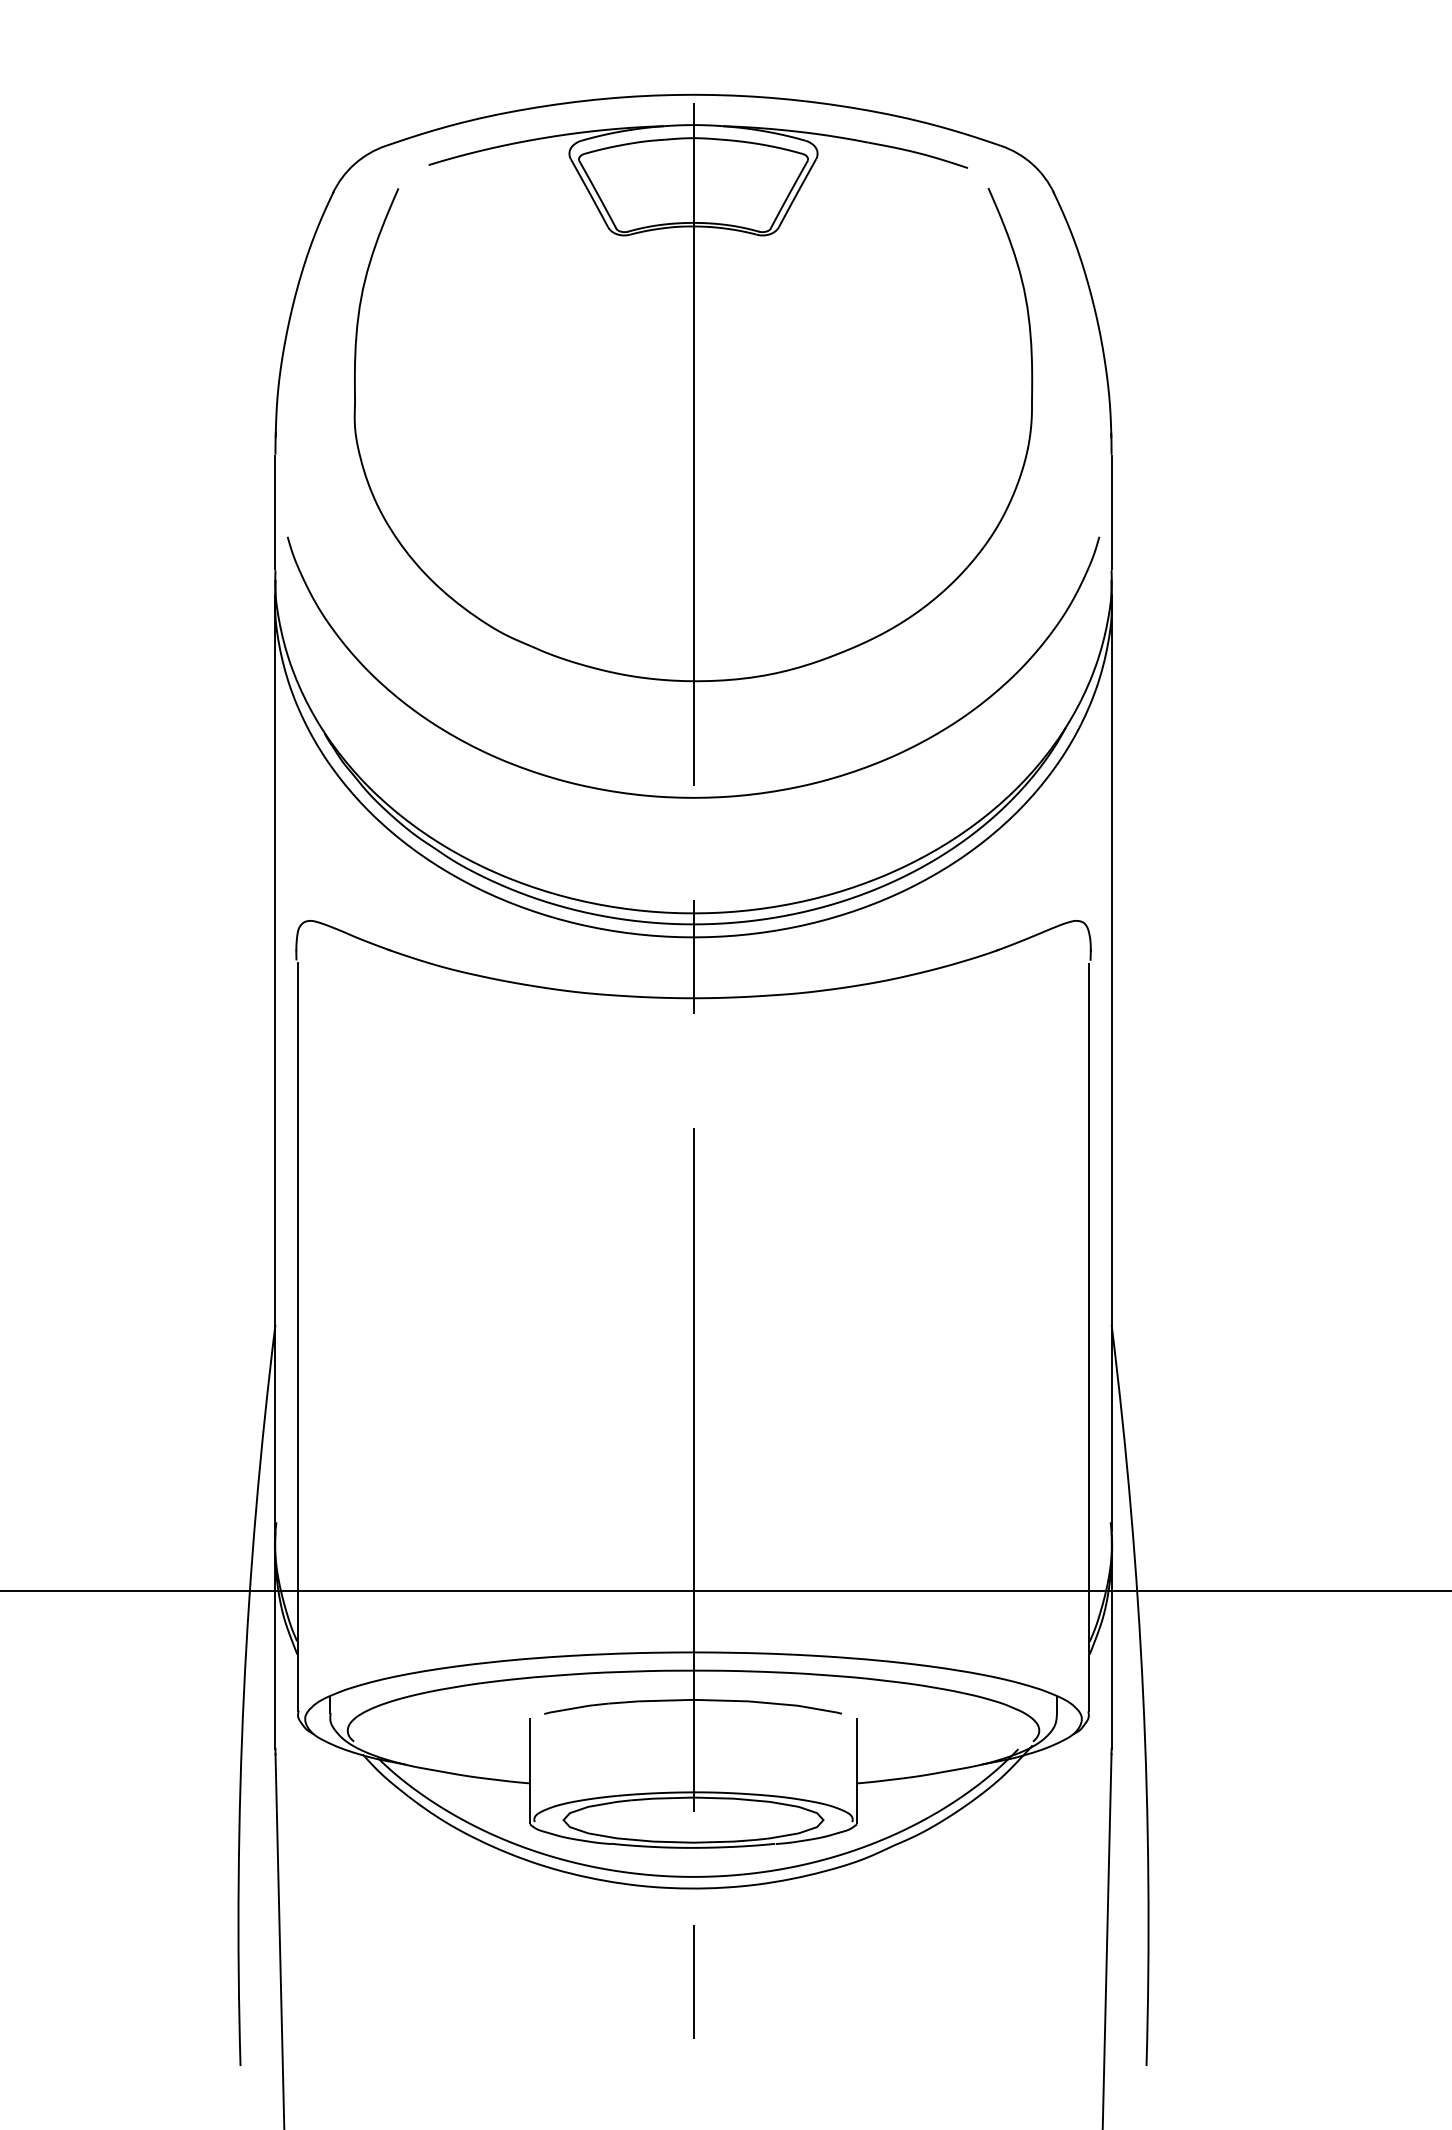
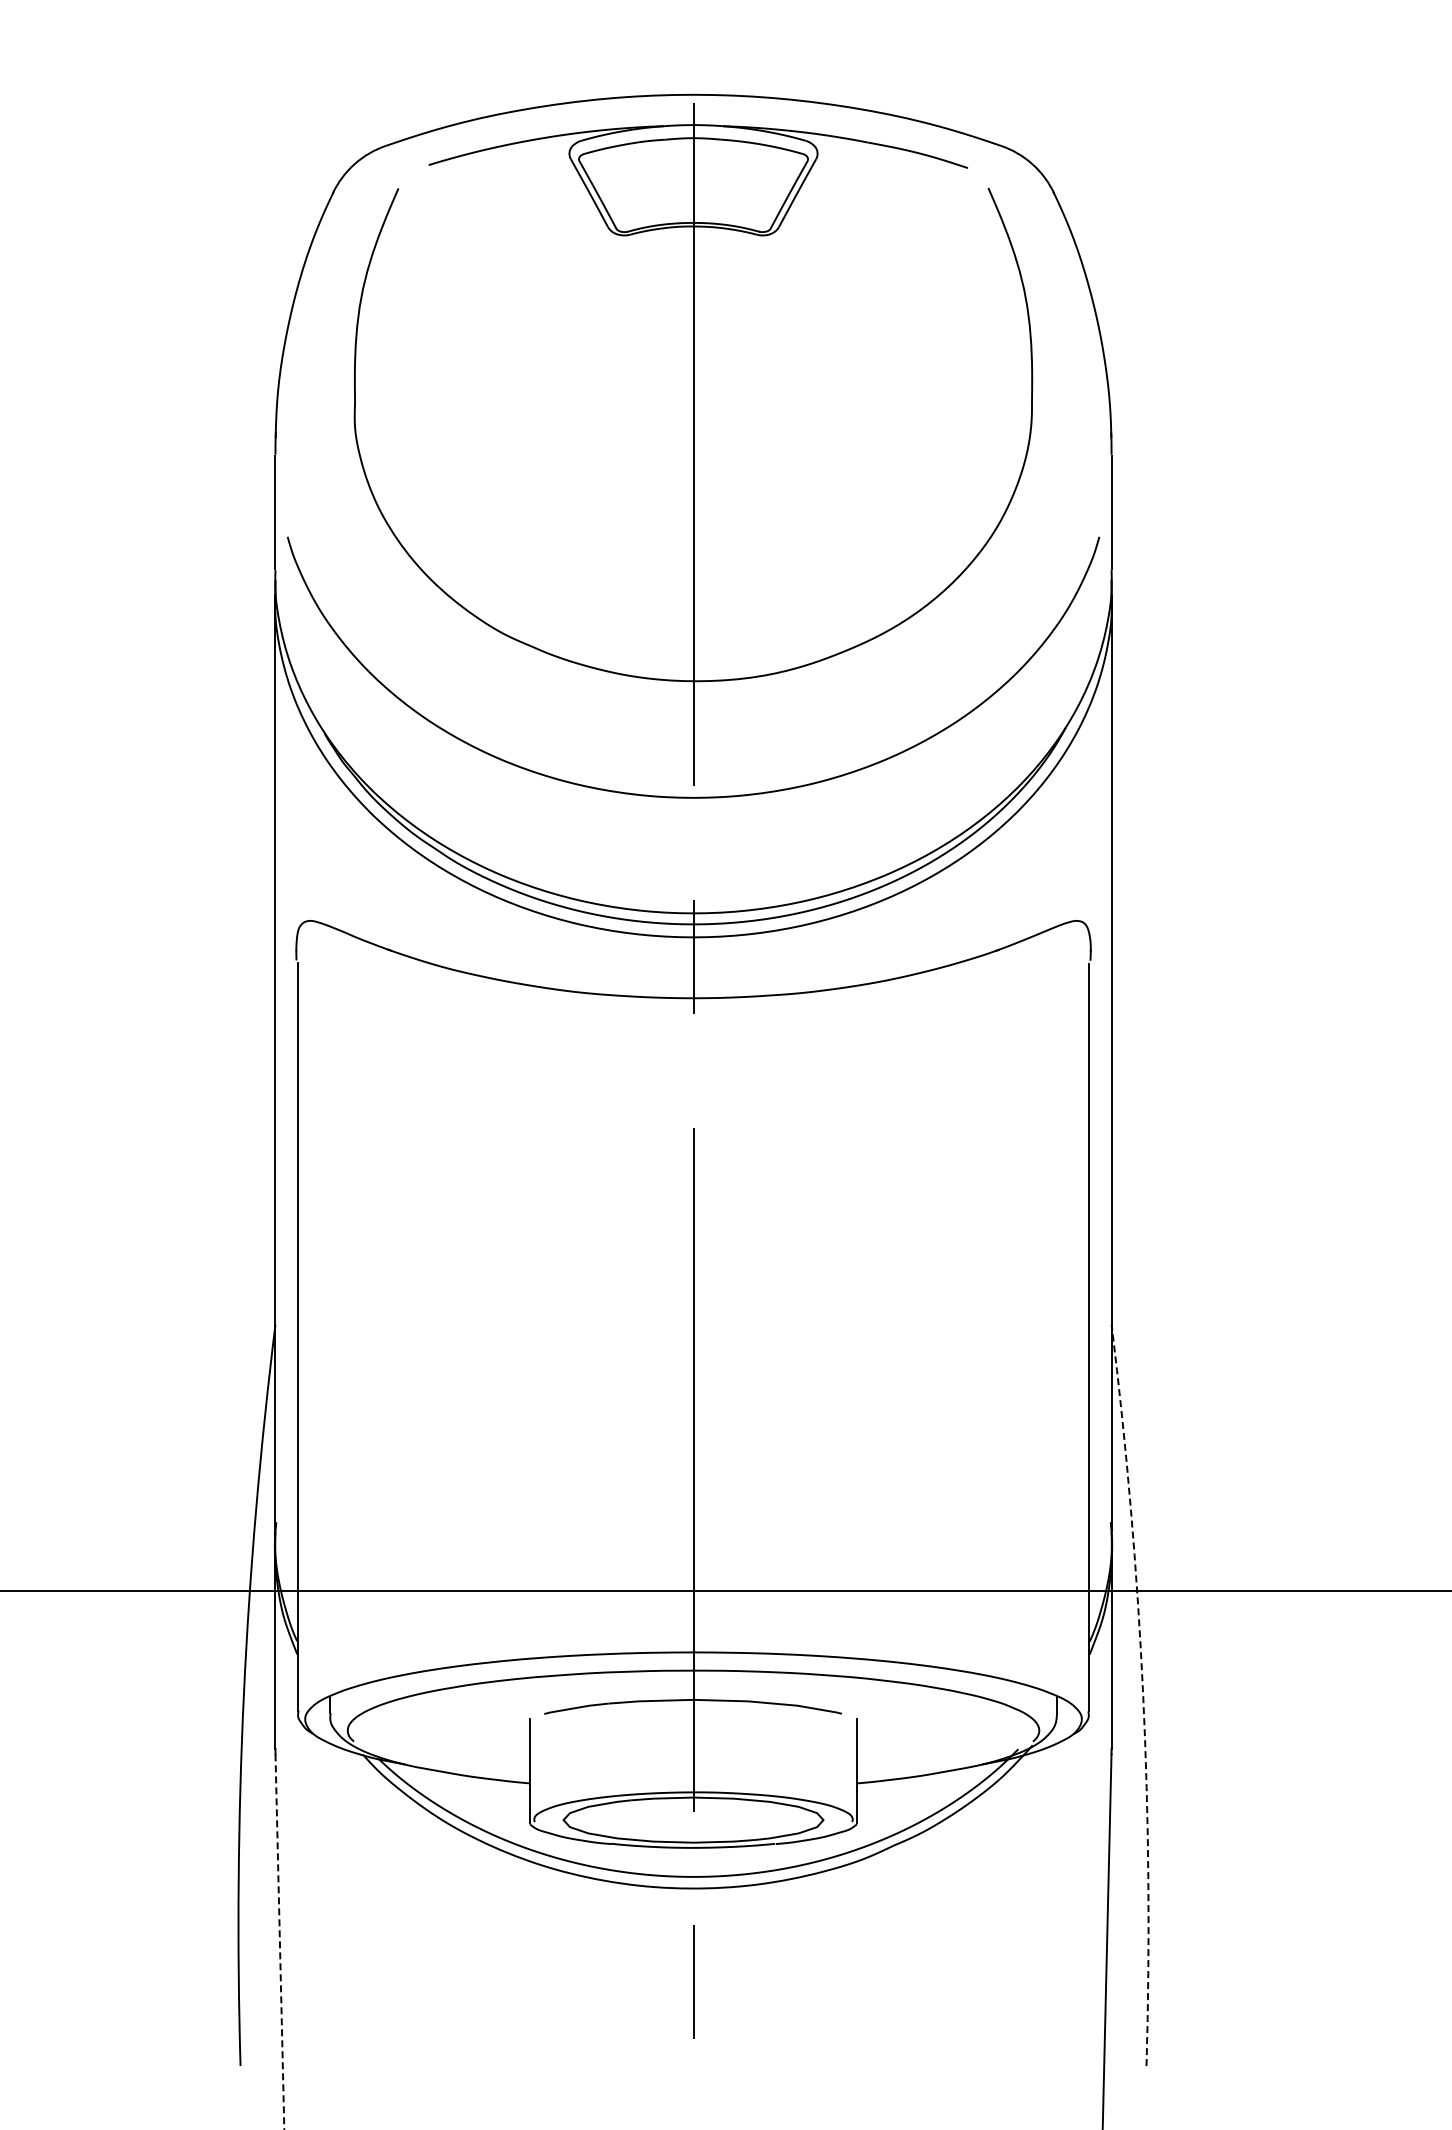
arc: solid -> dashed (1143, 1694)
line: solid -> dashed (279, 1942)
